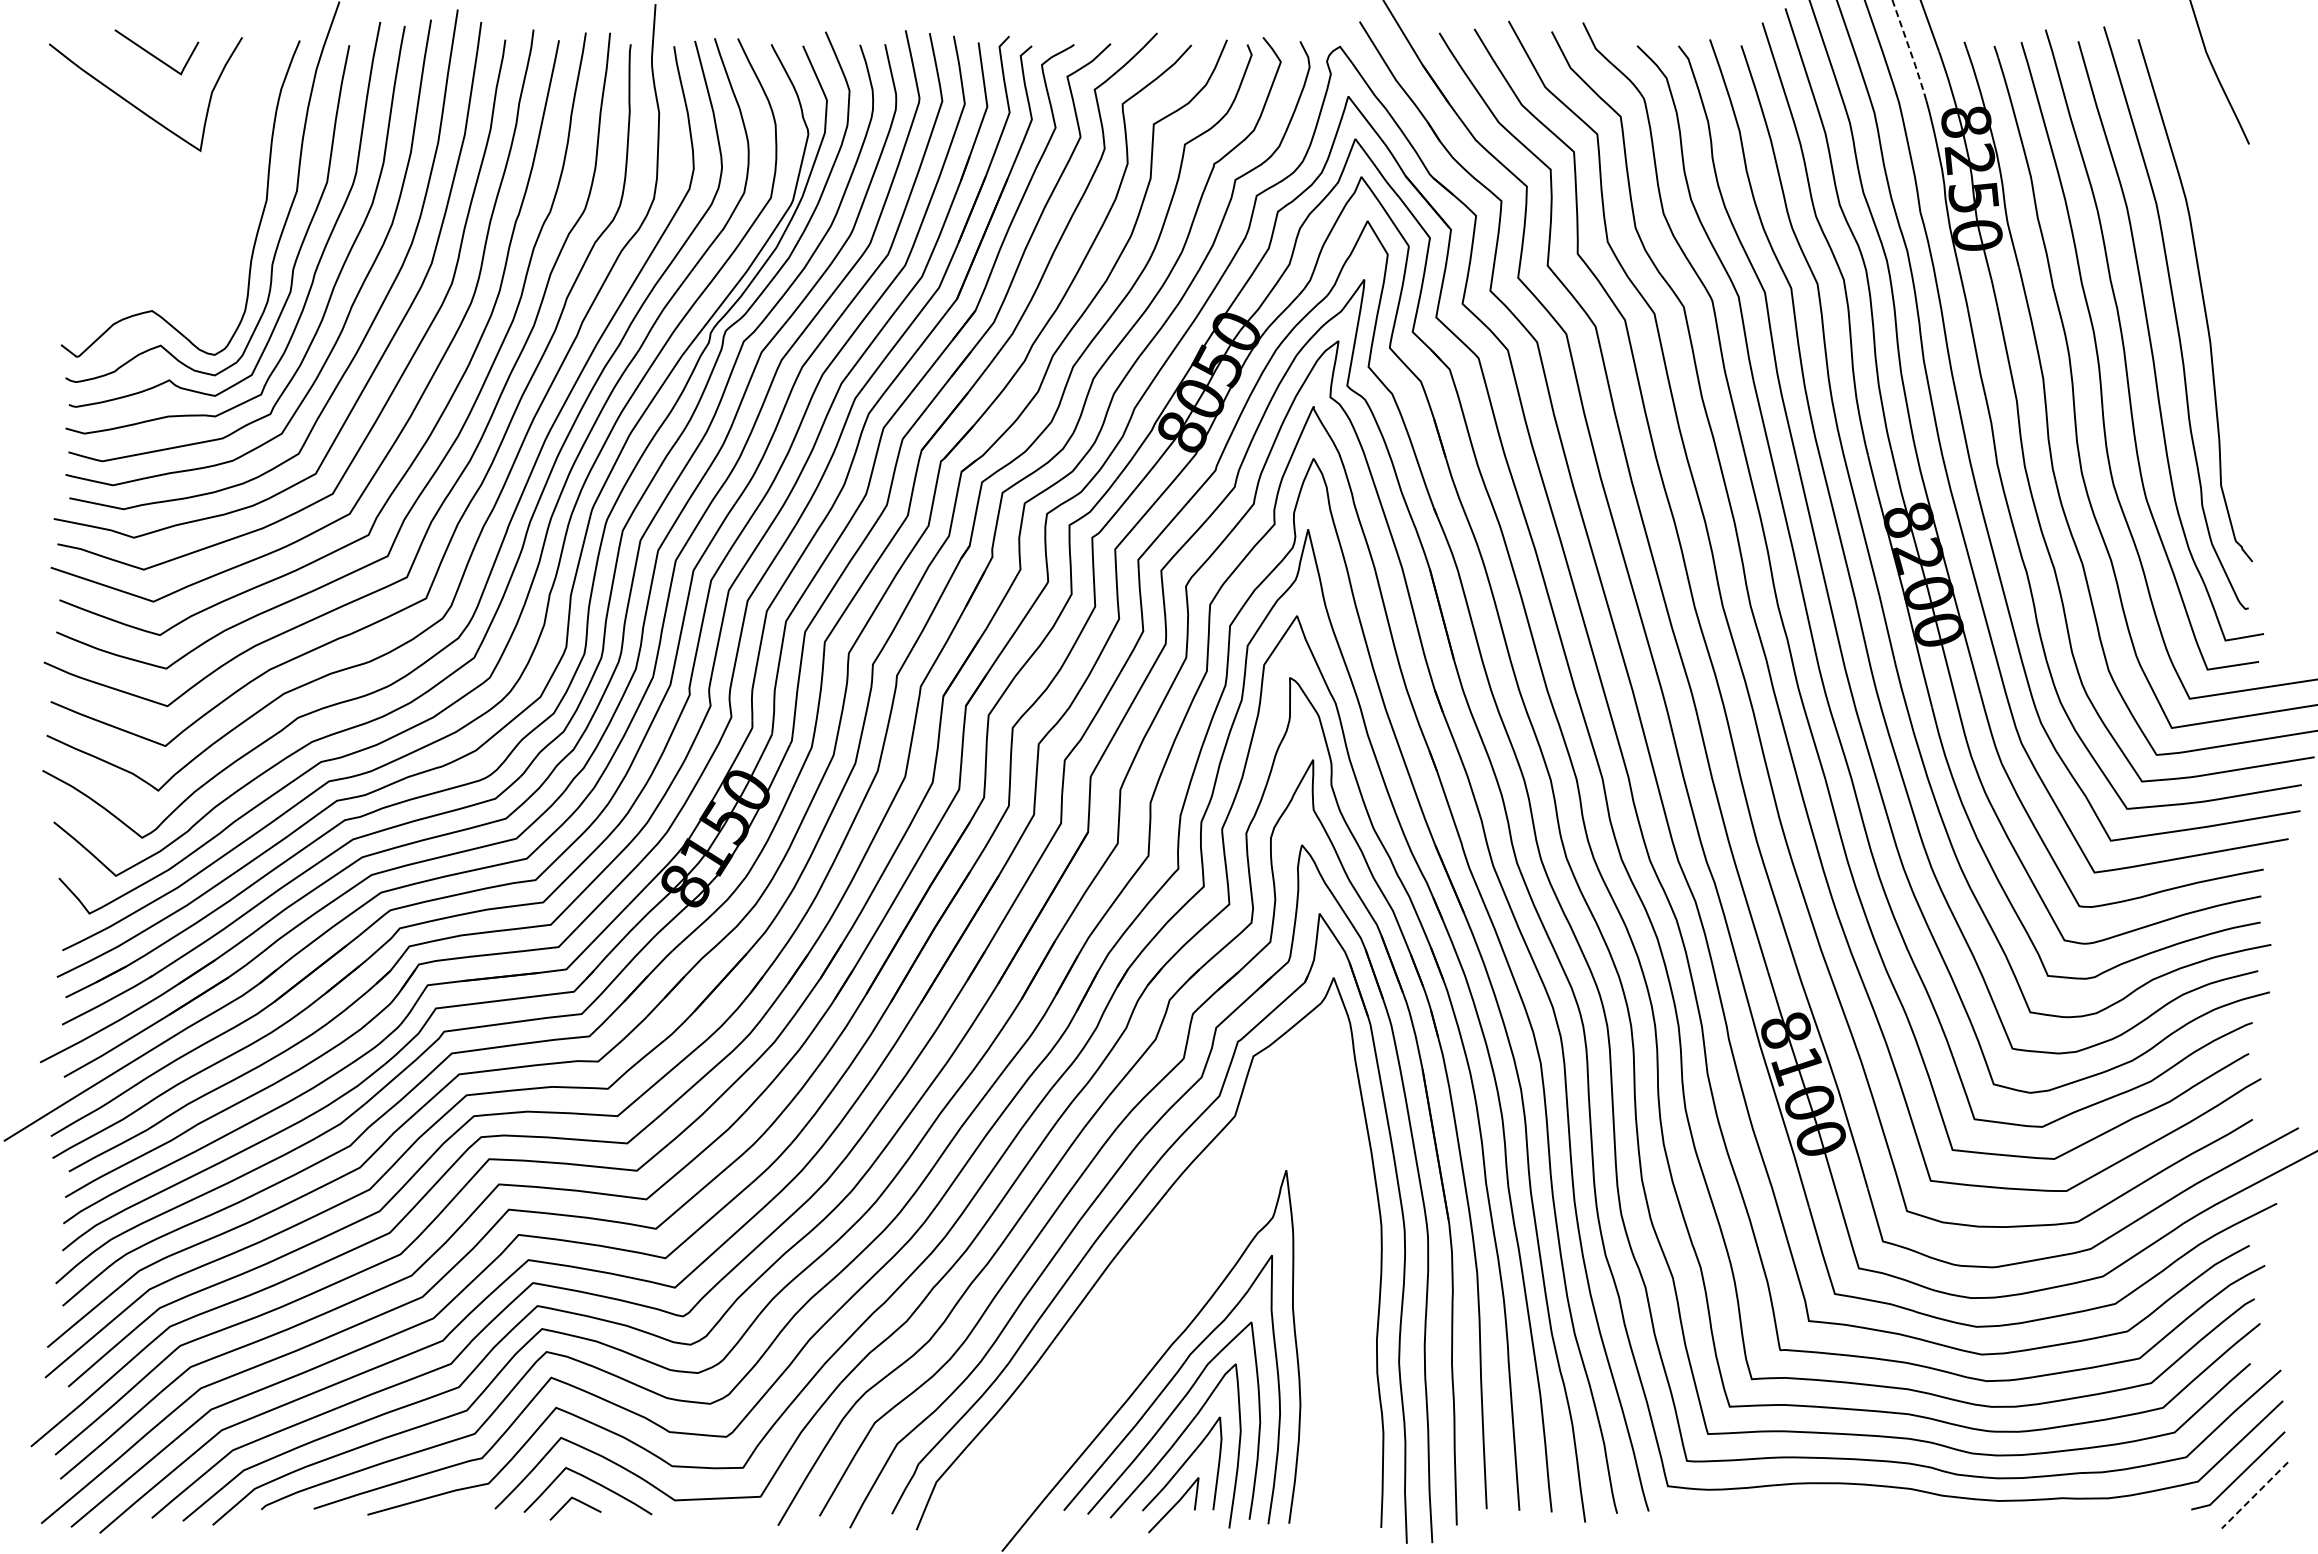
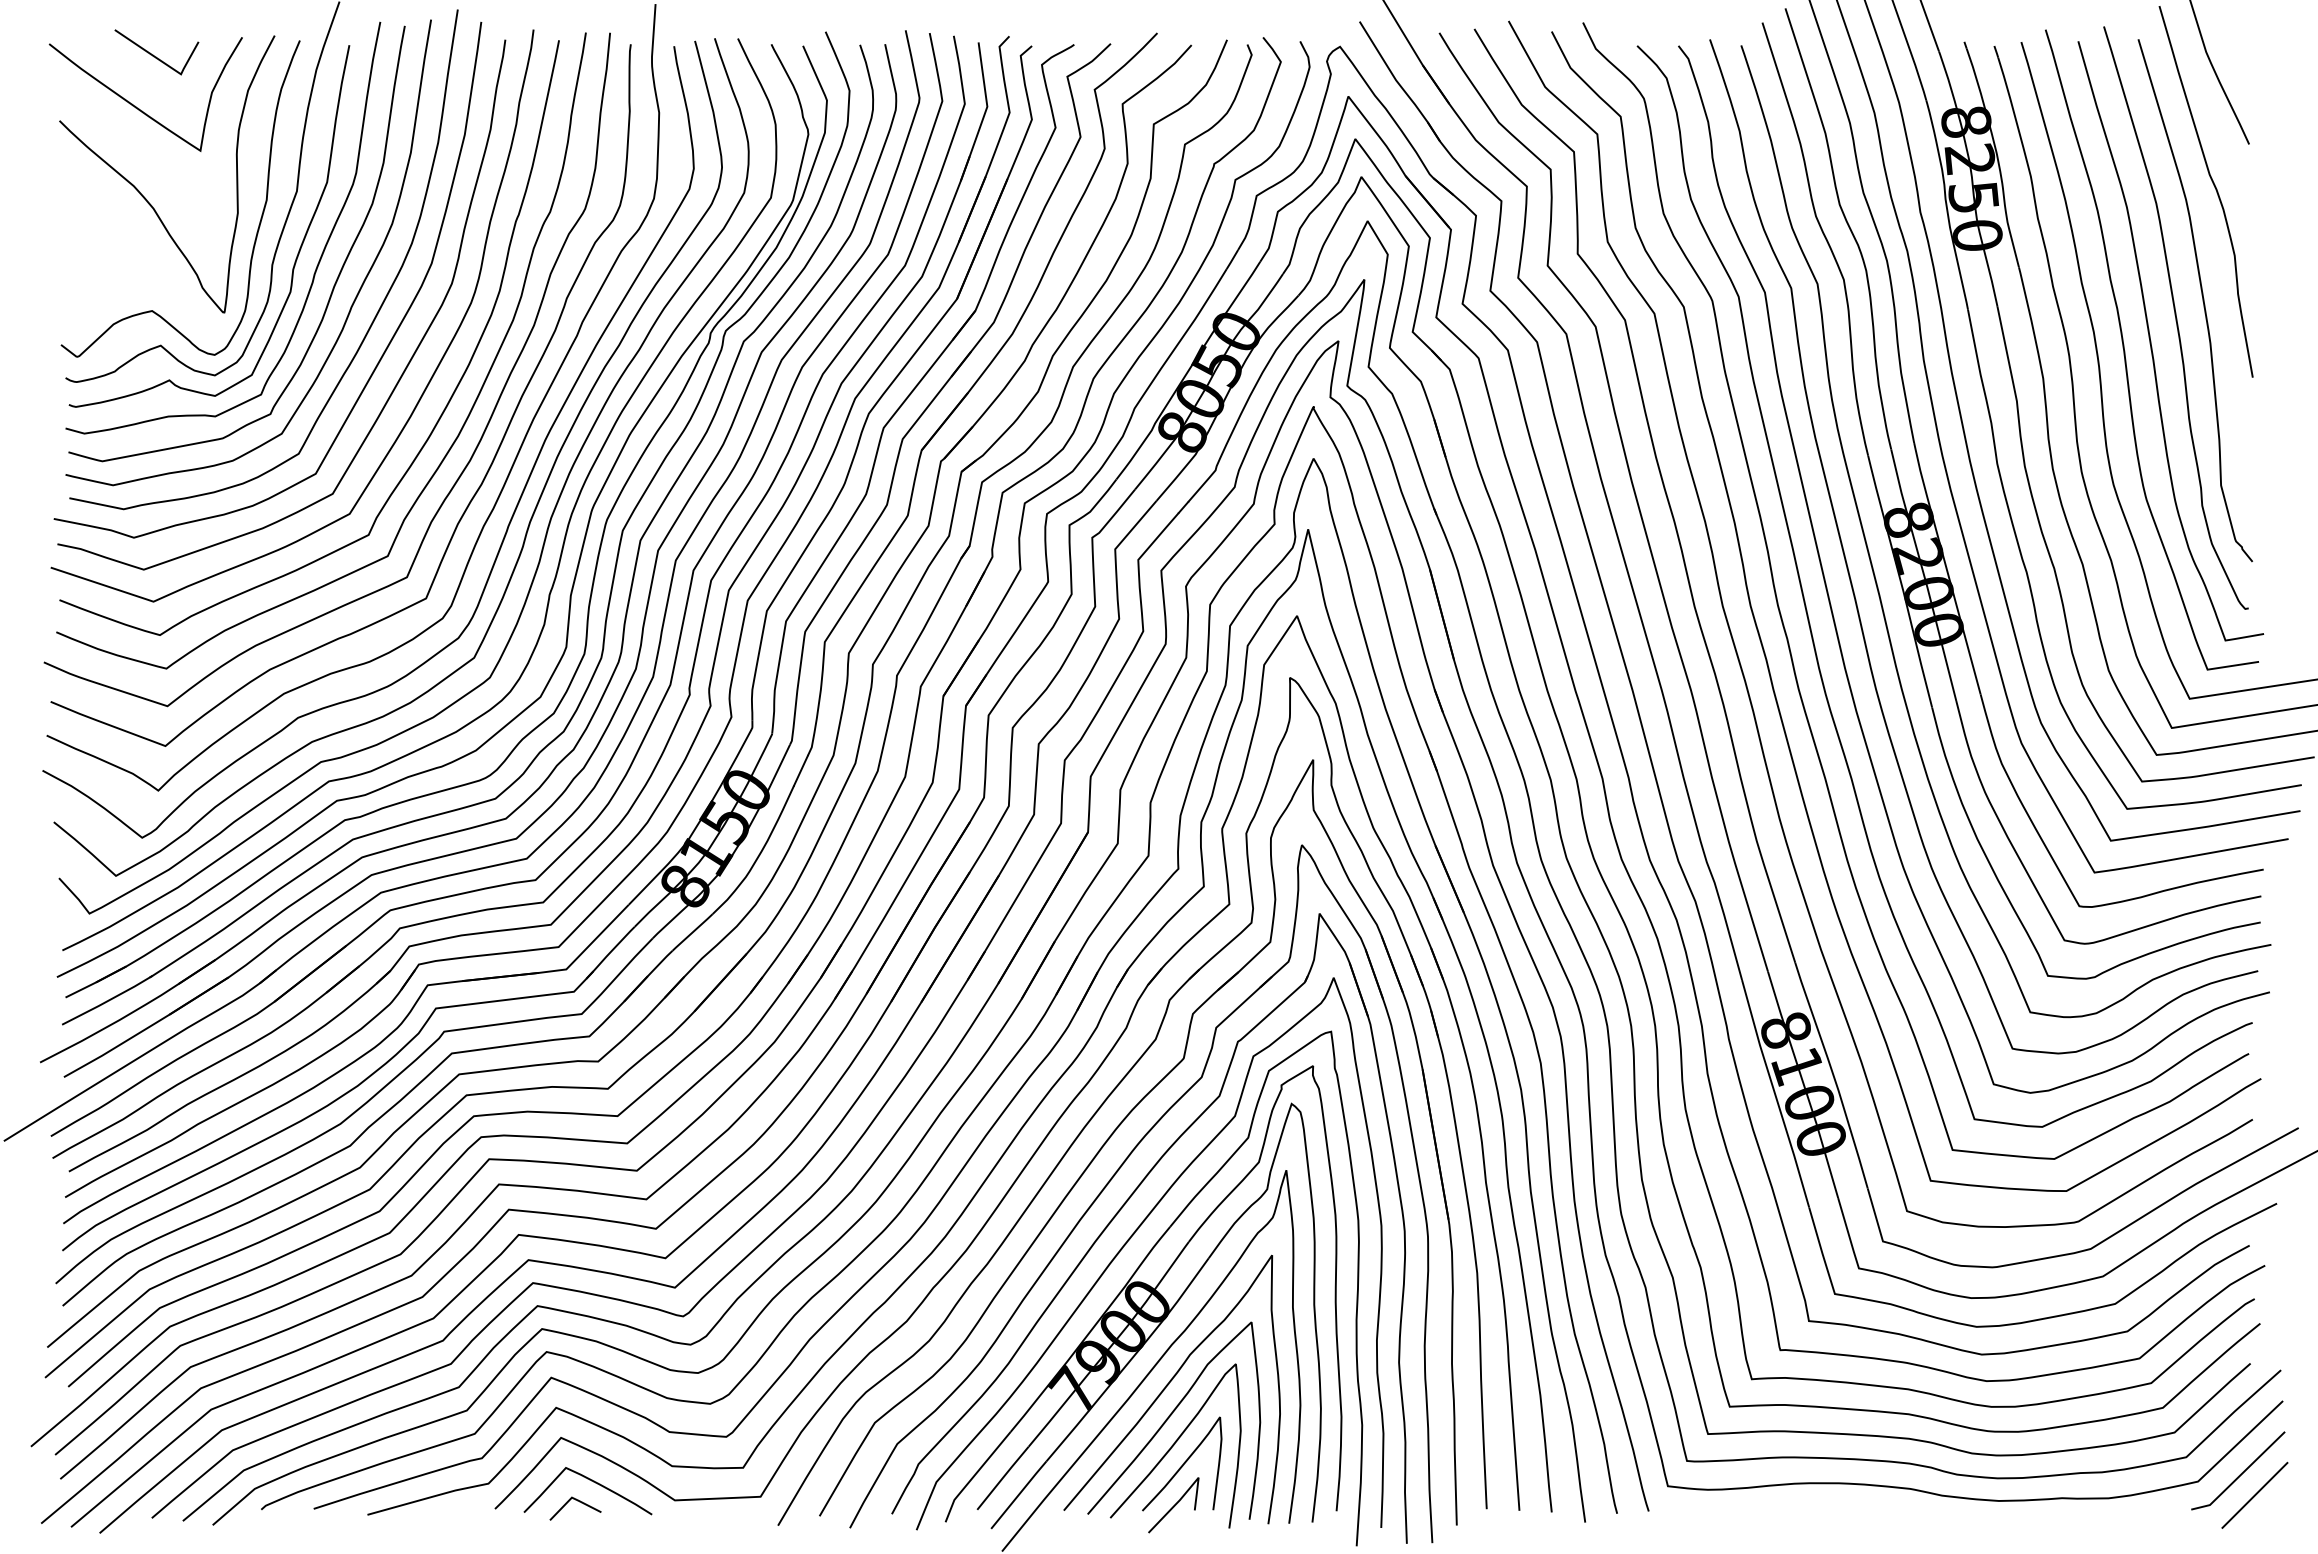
line: dashed -> solid (1910, 51)
curve: none -> present (2214, 187)
curve: none -> present (144, 196)
part: none -> present (1153, 1288)
line: dashed -> solid (2254, 1495)
